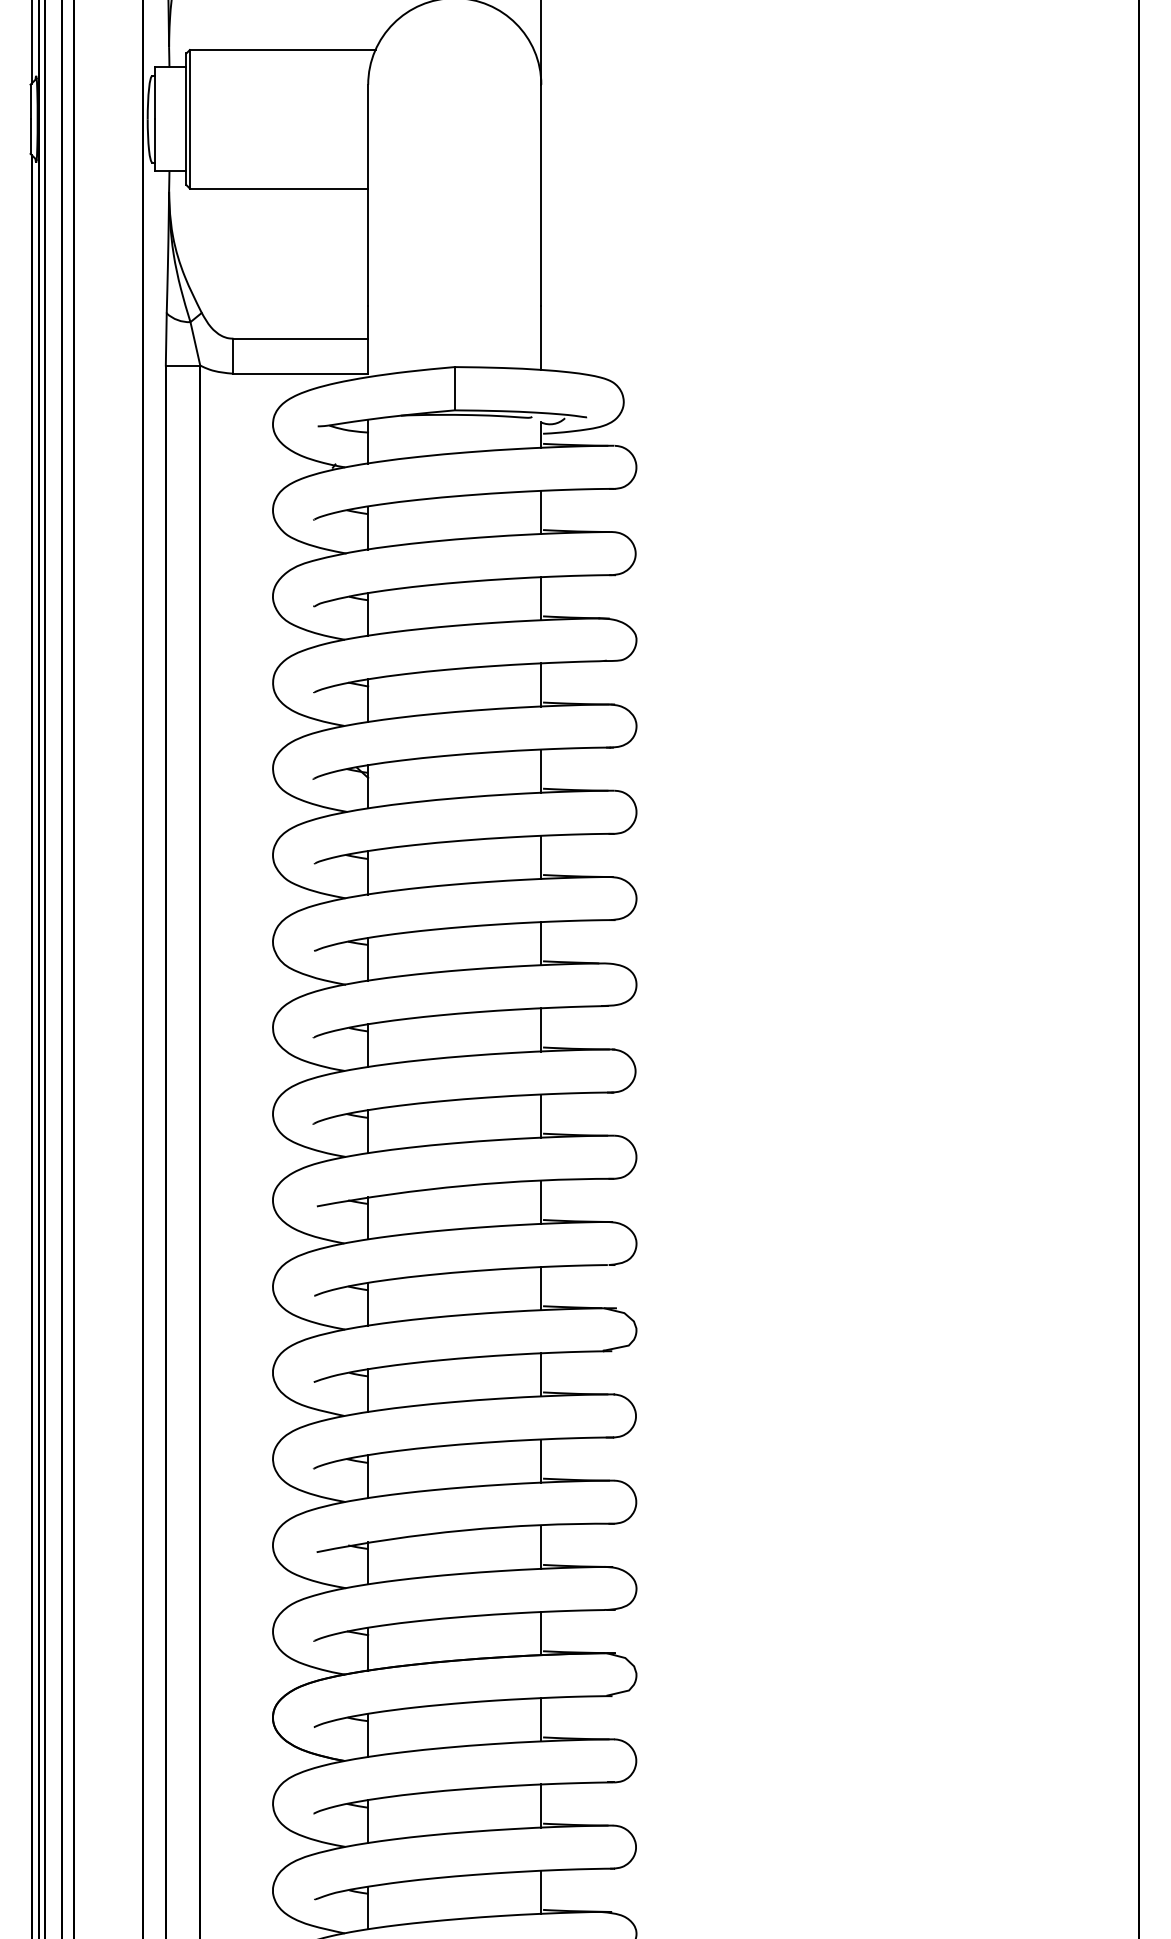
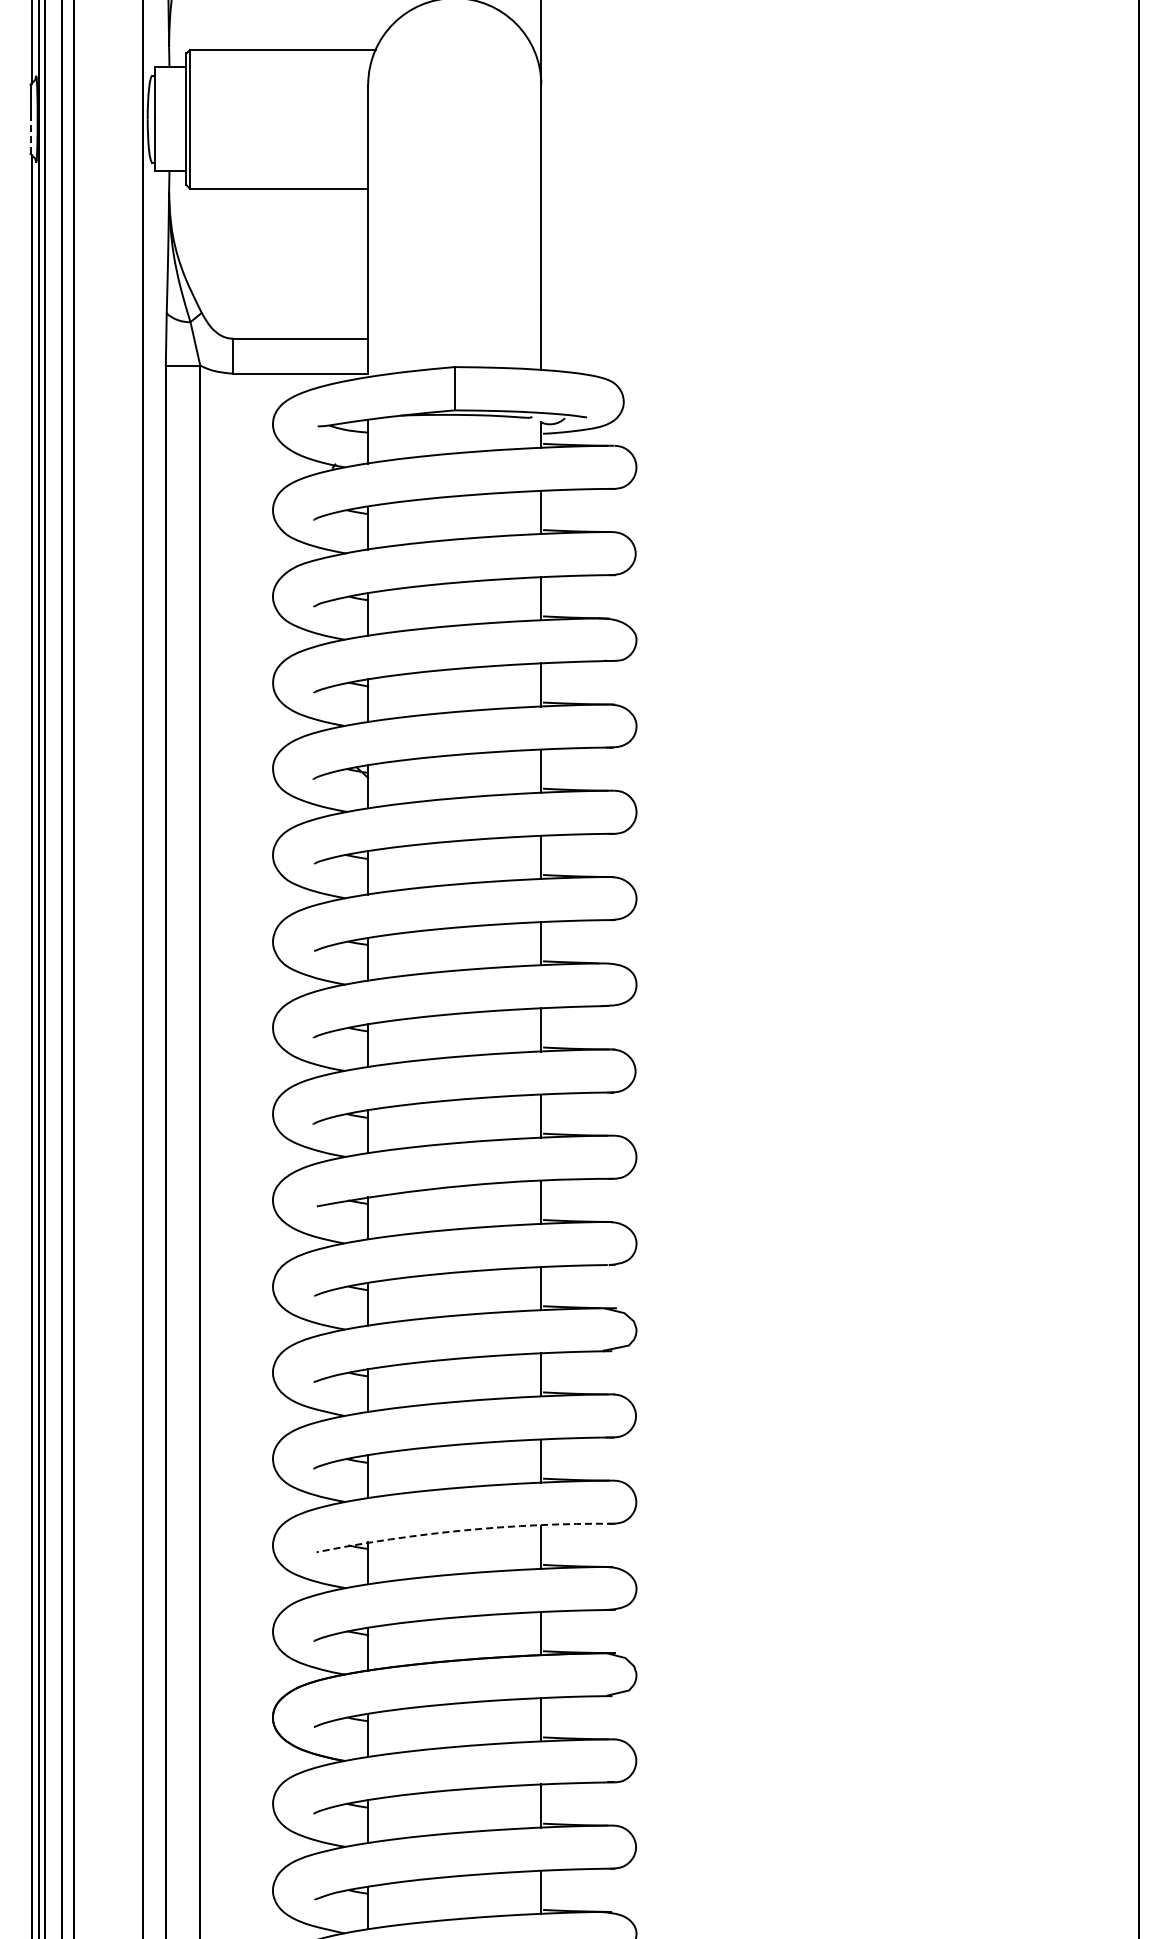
line: solid -> dashed (30, 136)
arc: solid -> dashed (464, 1530)
